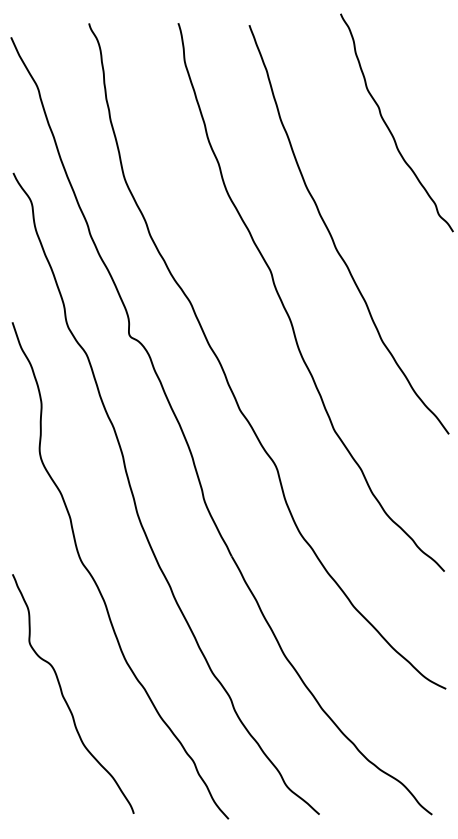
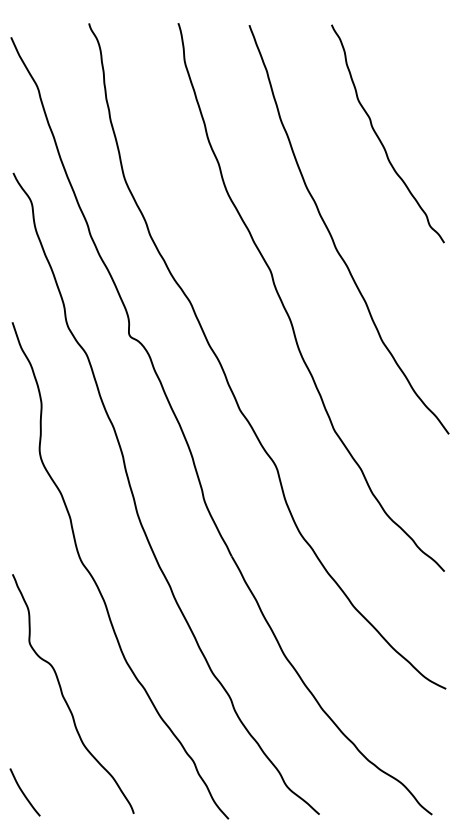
curve position: (388, 126) -> (379, 137) (379, 137)
curve: none -> present (23, 792)
